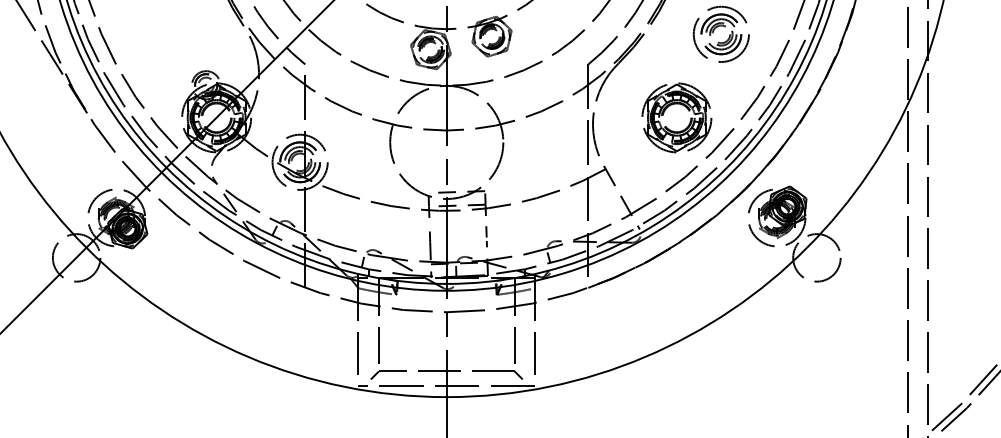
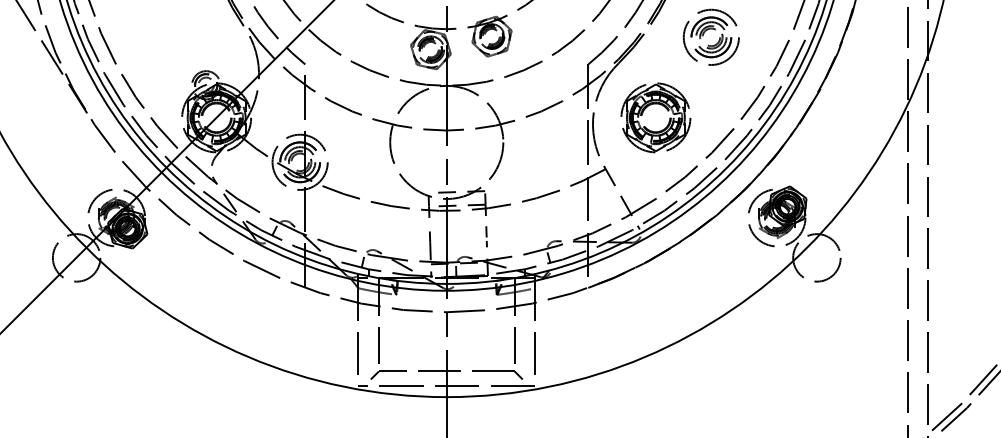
part position: (716, 28) -> (706, 31) (706, 31)
part position: (676, 117) -> (655, 117) (655, 117)
